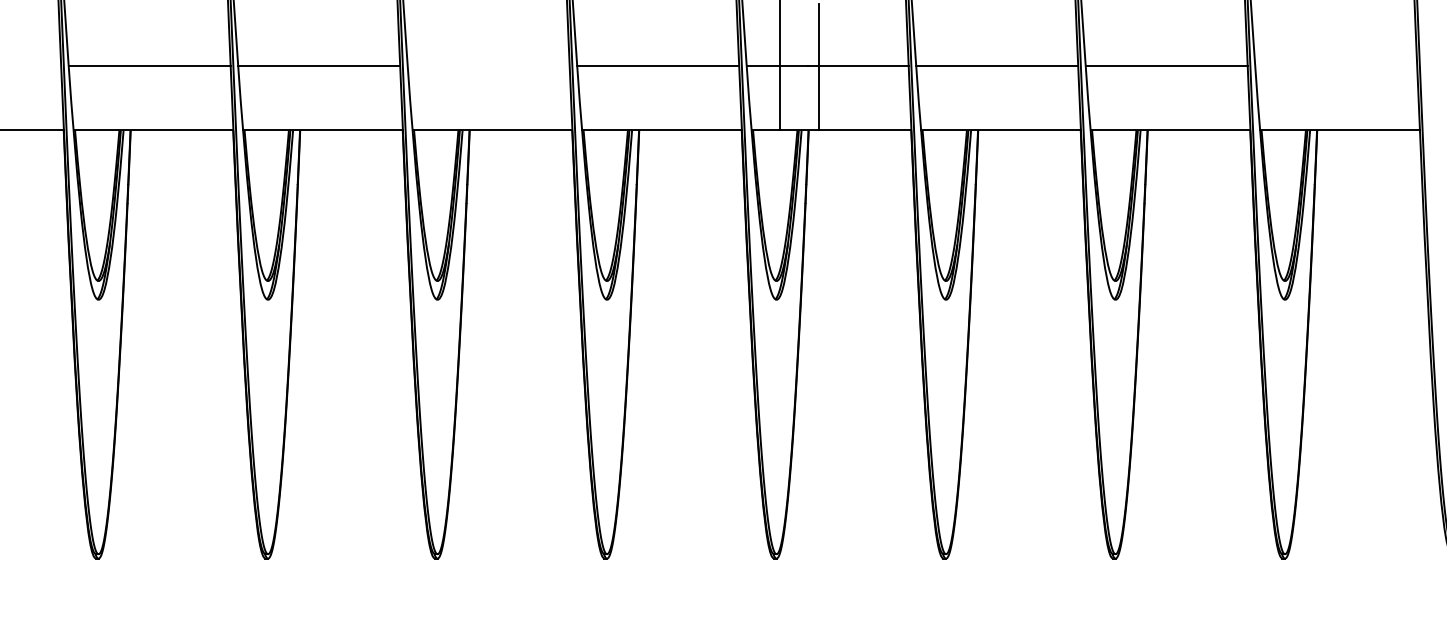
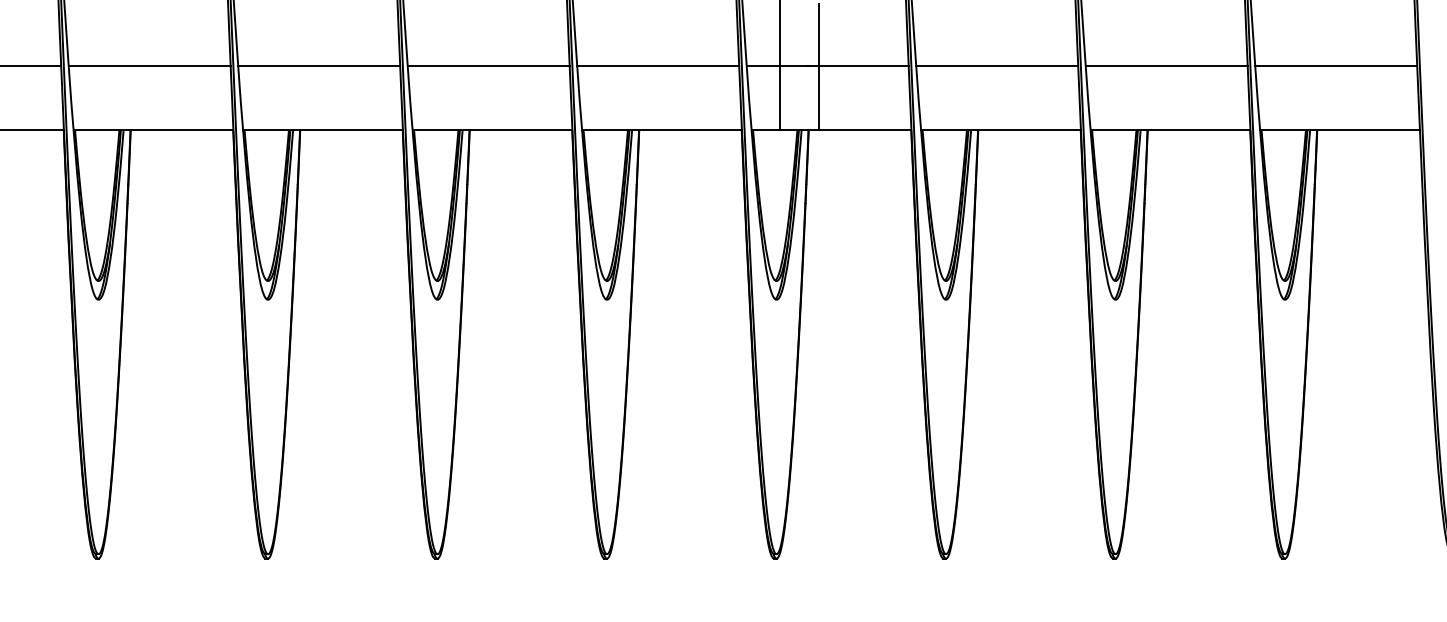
line: none -> present (31, 66)
line: none -> present (488, 66)
line: none -> present (1336, 66)
